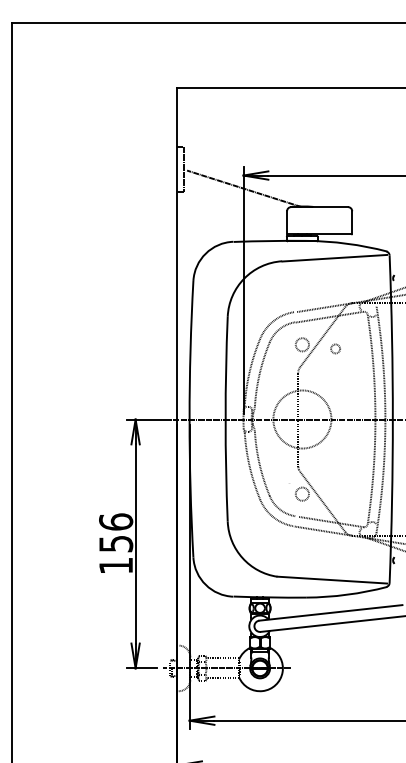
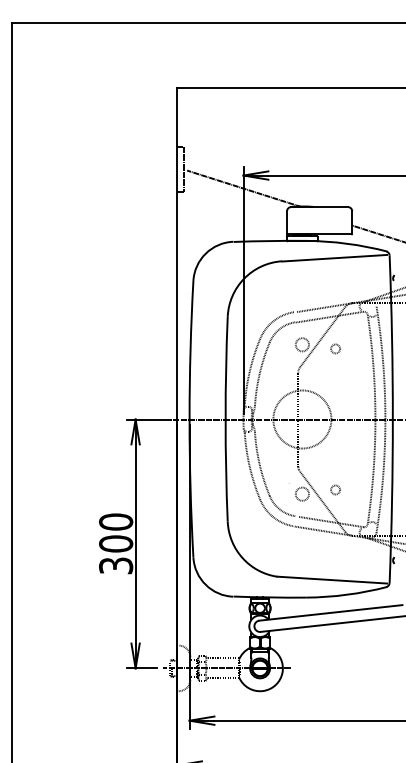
line: none -> present (377, 233)
circle: none -> present (335, 489)
text: 156 -> 300 (116, 543)
